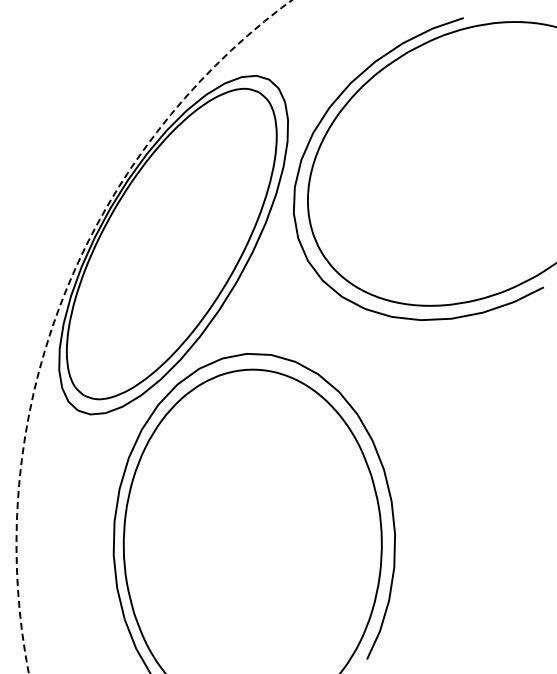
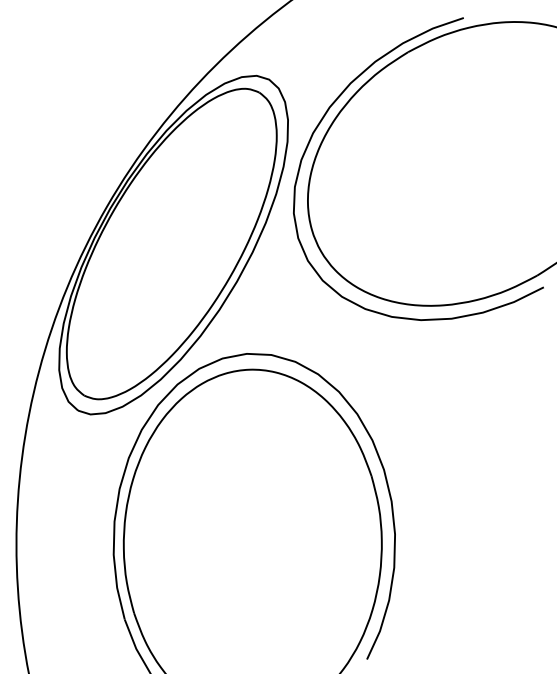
arc: dashed -> solid (66, 290)
